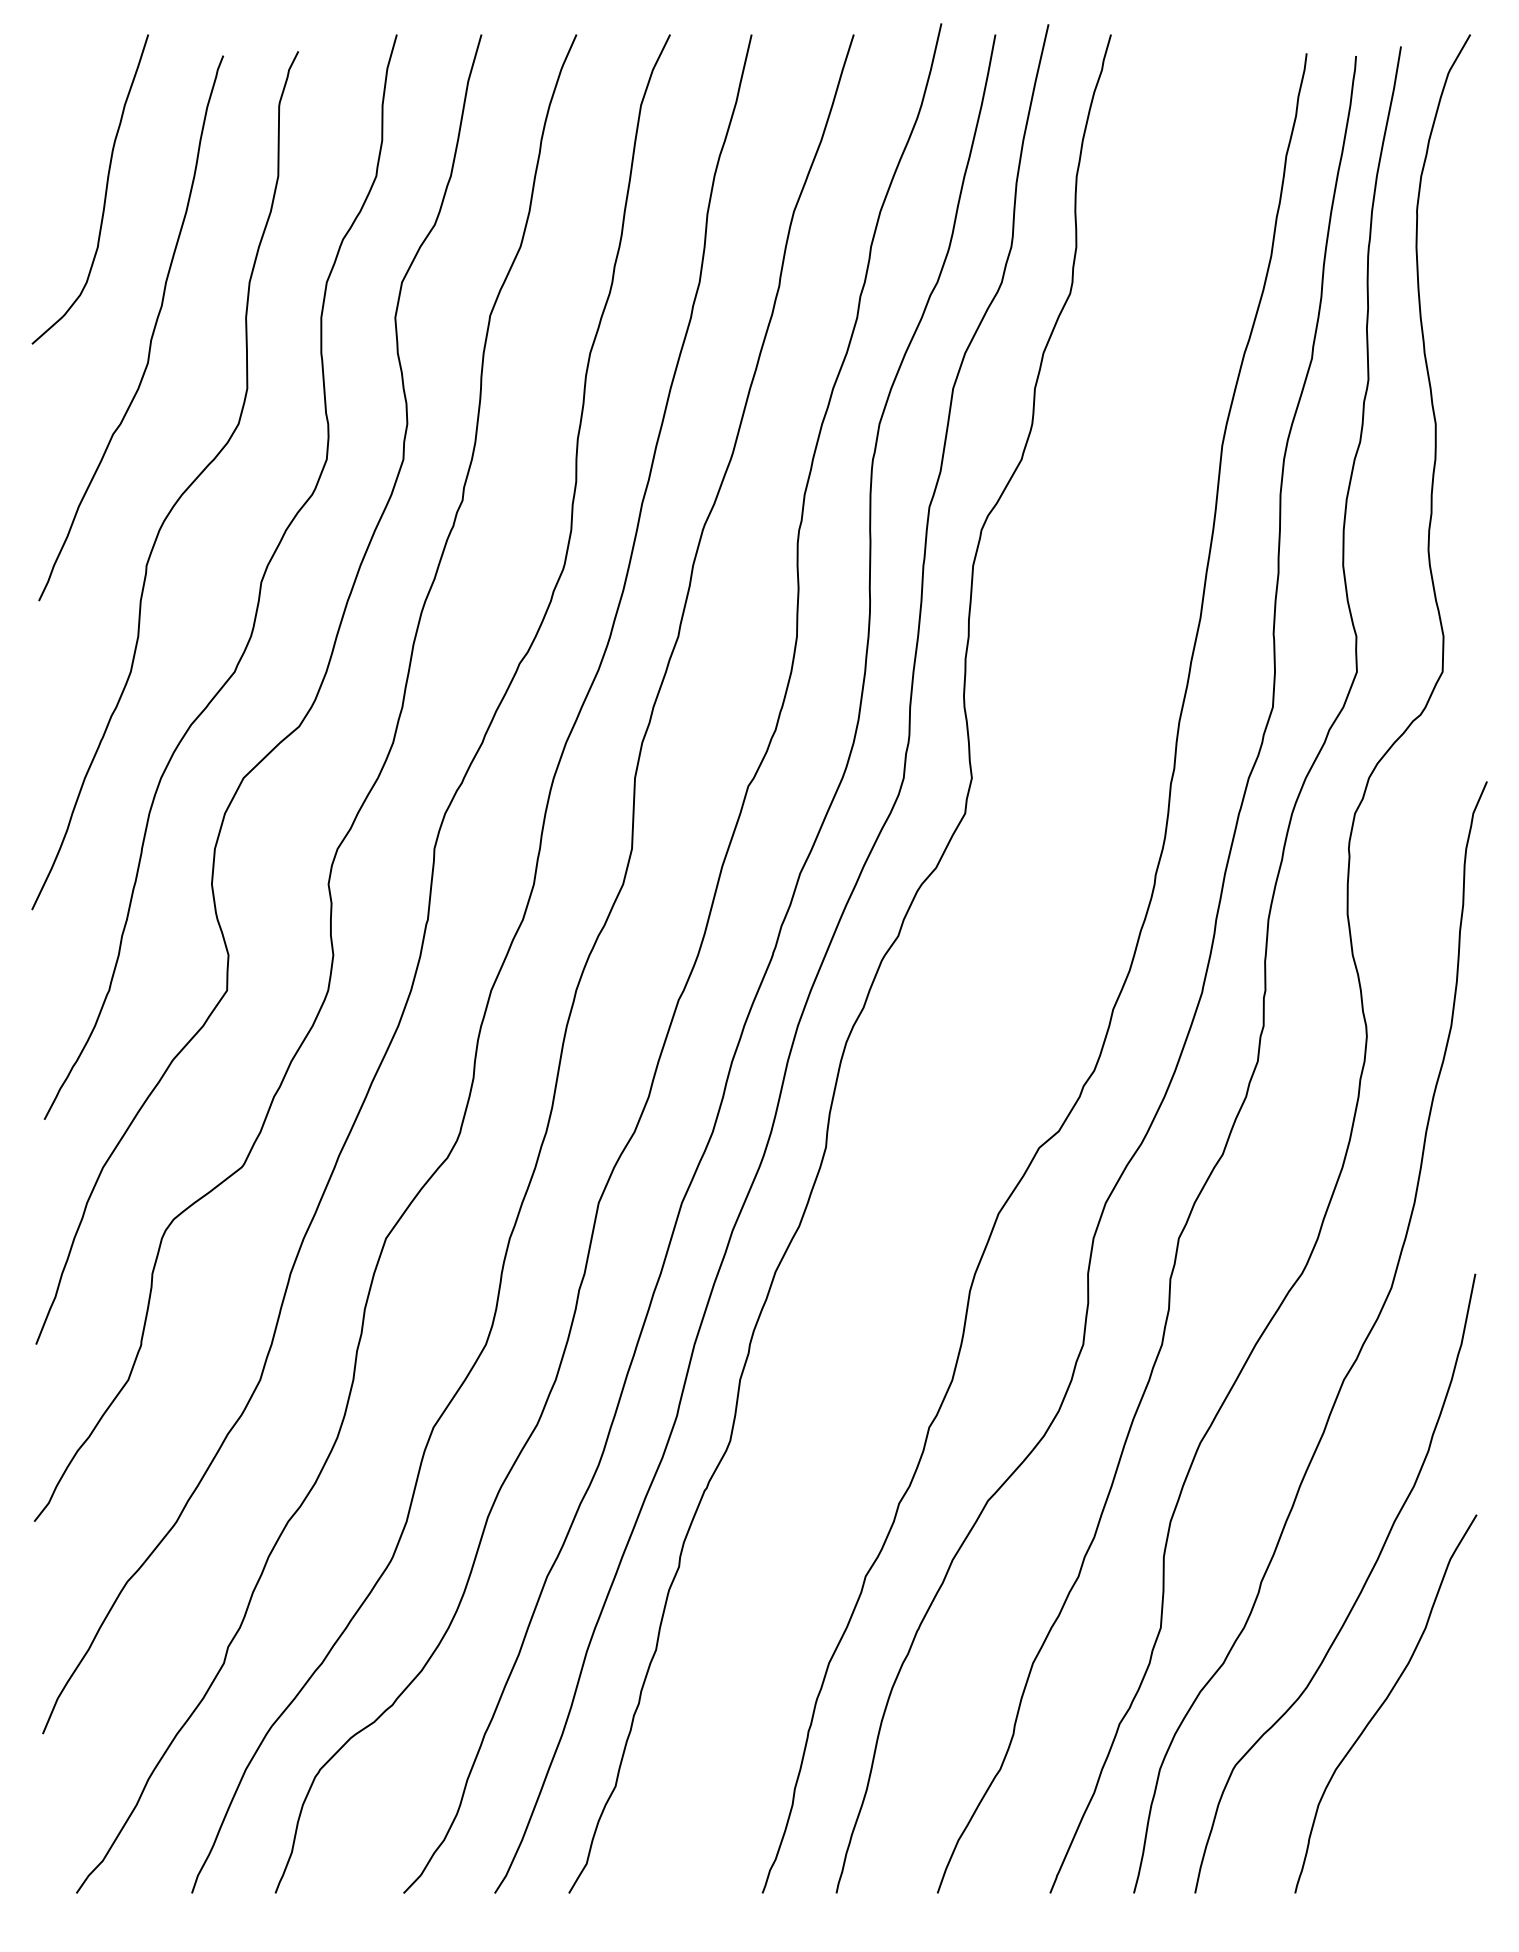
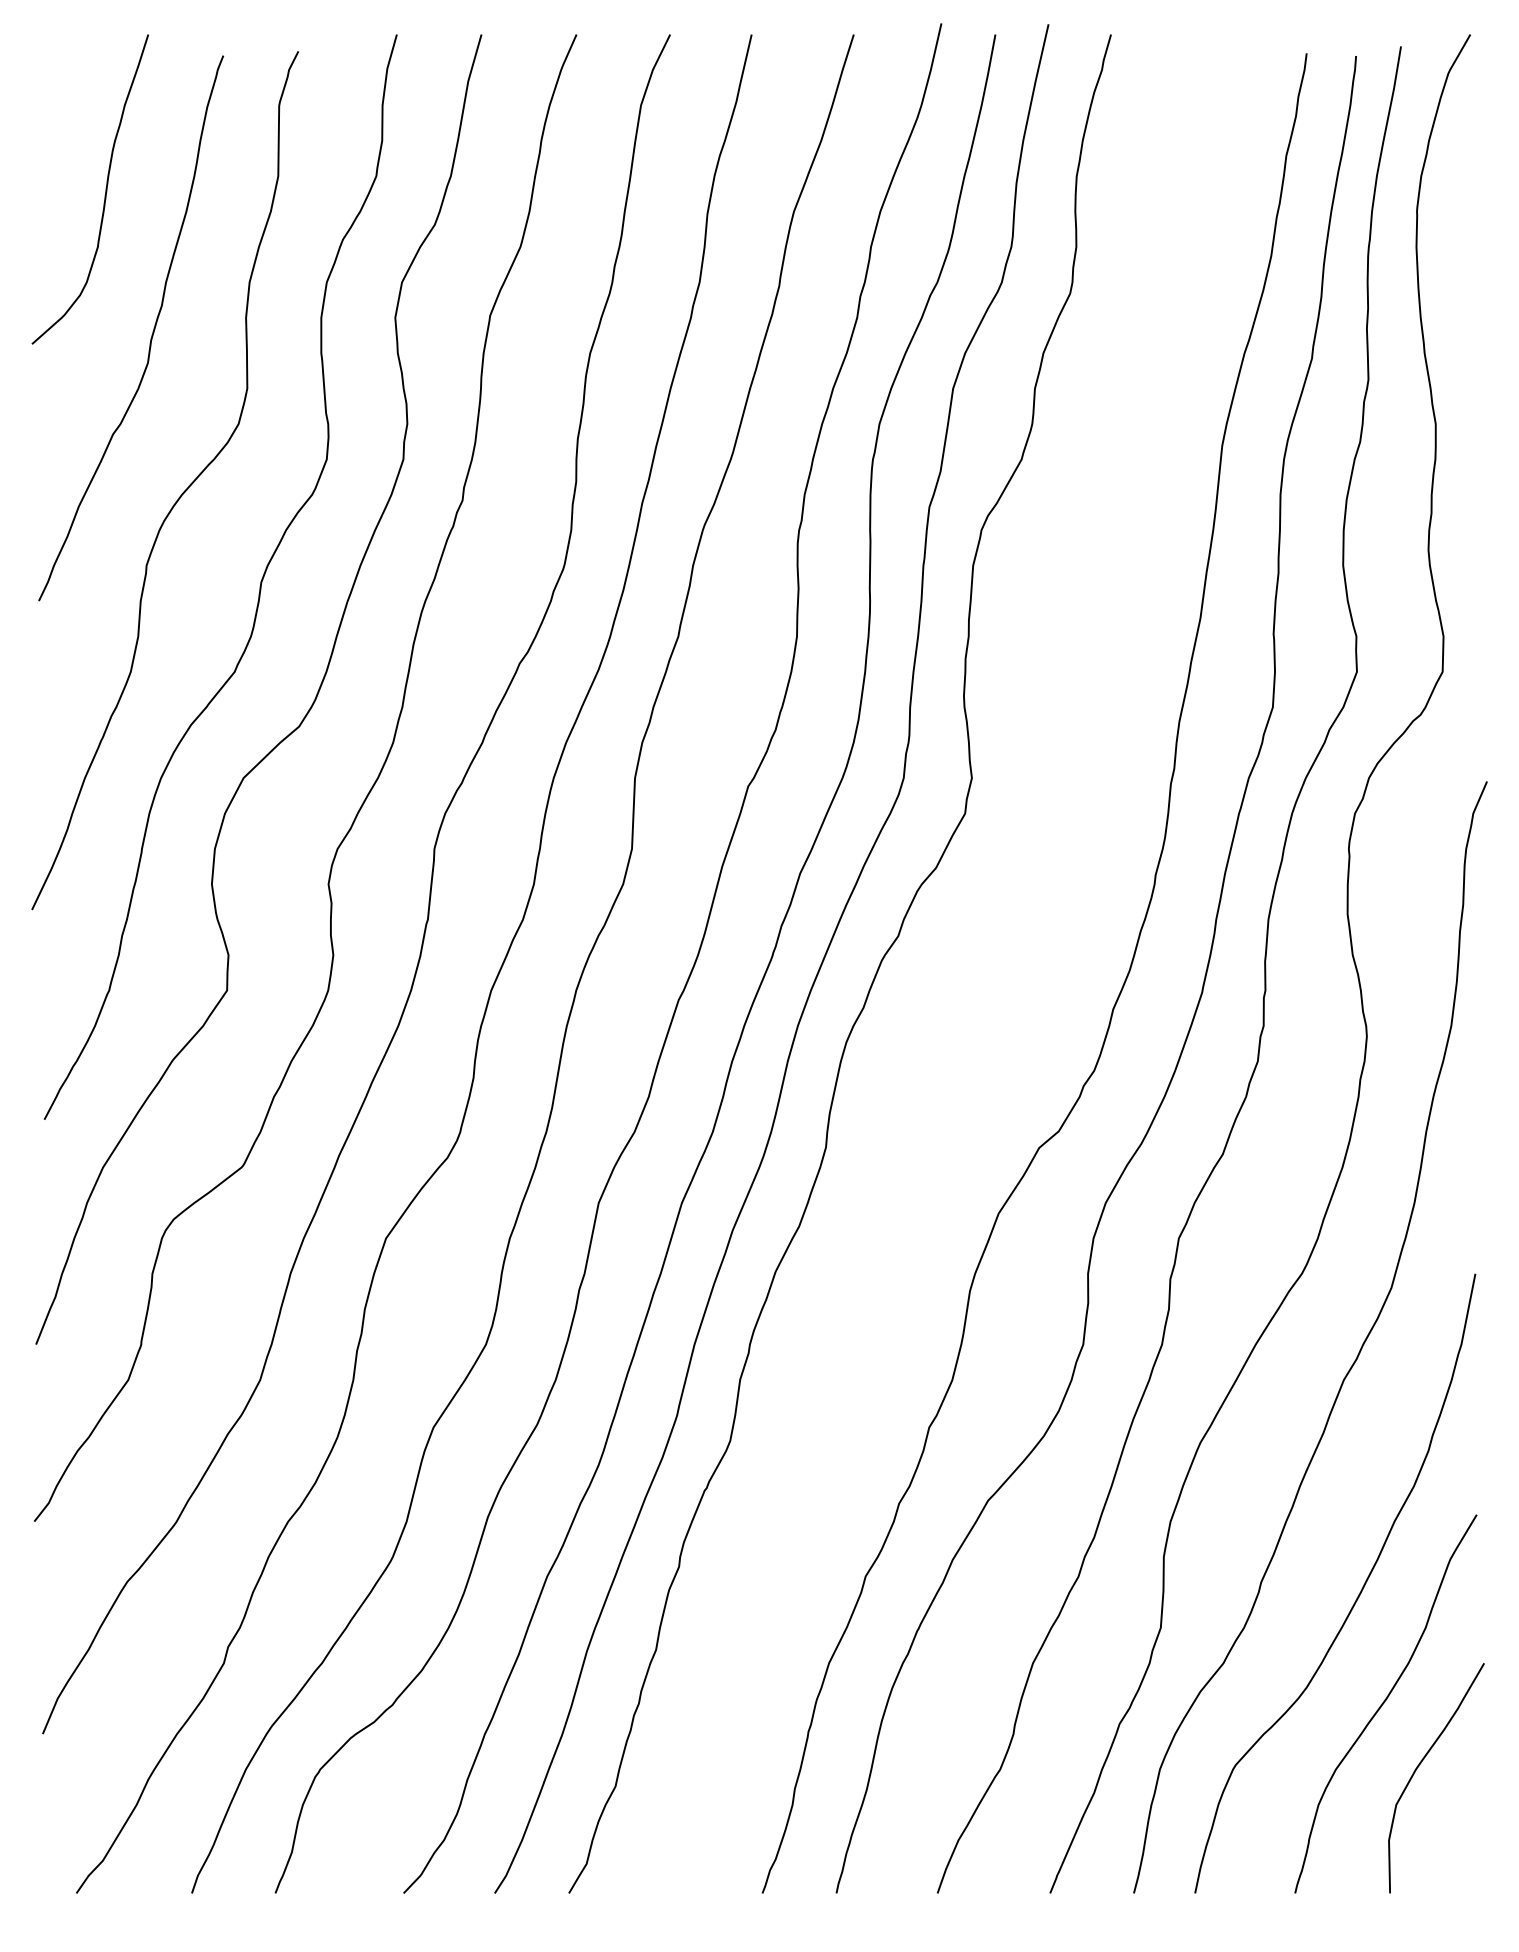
curve: none -> present (1419, 1766)
